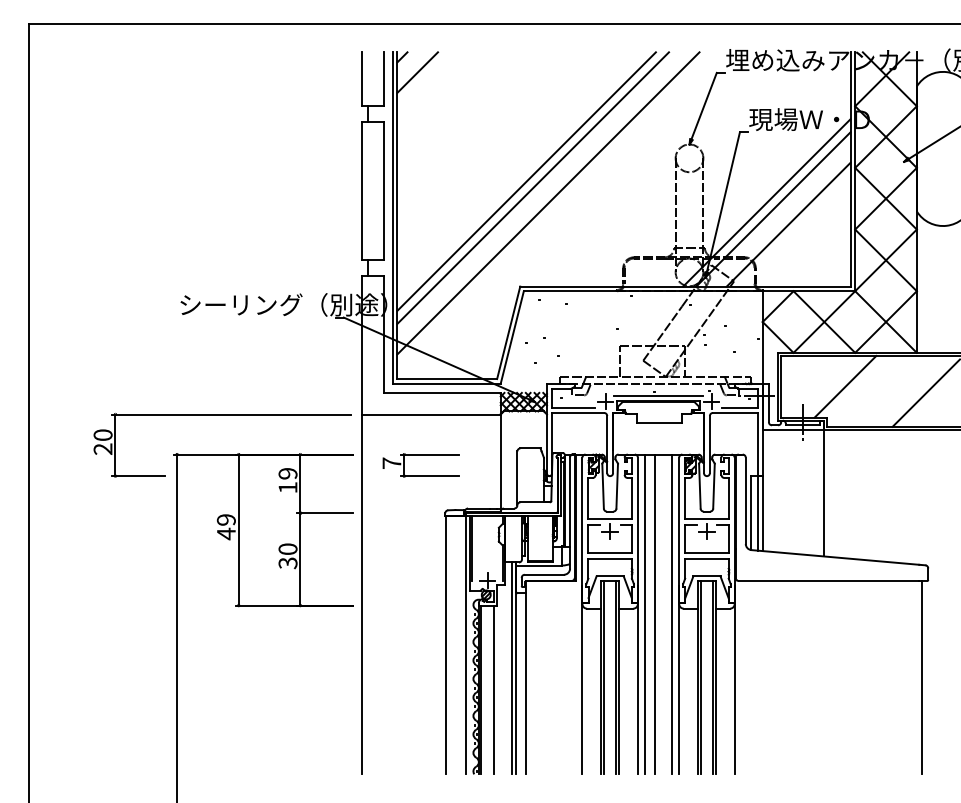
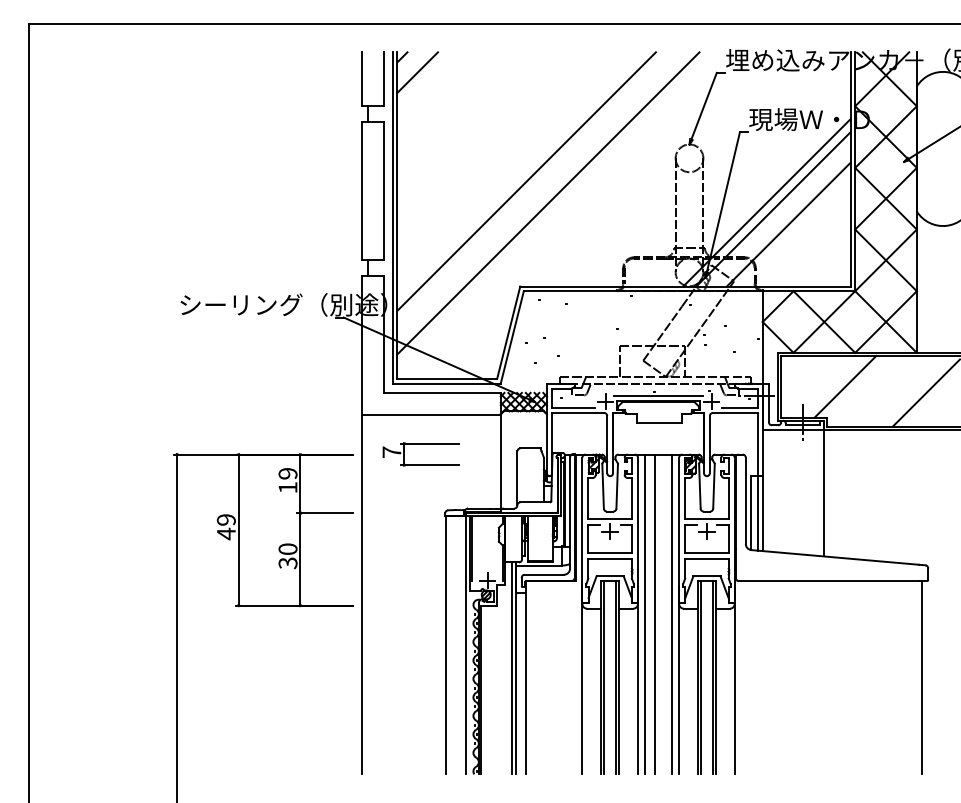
line: present -> none (533, 187)
part: present -> none (222, 415)
part position: (420, 455) -> (420, 444) (420, 444)
line: present -> none (494, 689)
